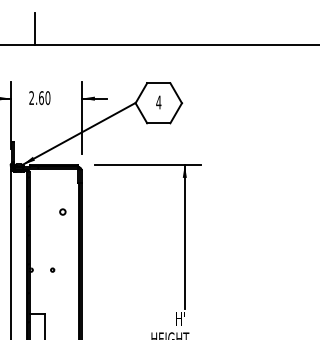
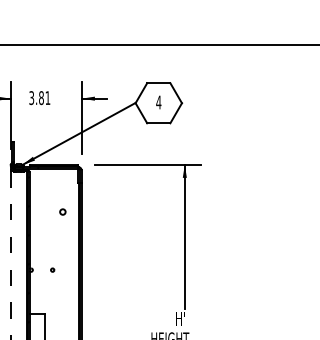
line: present -> none (35, 29)
text: 2.60 -> 3.81 (39, 98)
line: solid -> dashed (10, 256)
